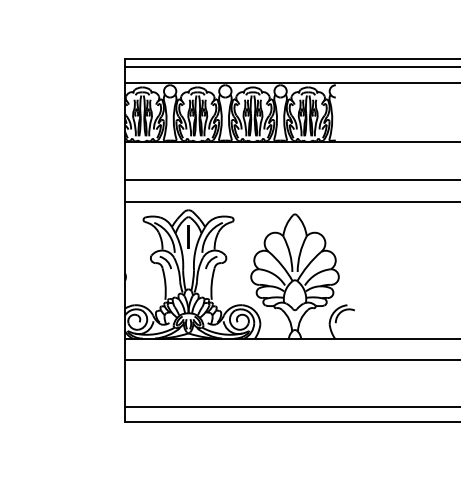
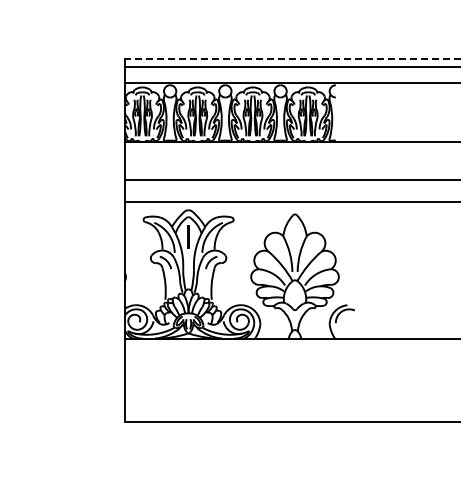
line: solid -> dashed (292, 58)
line: present -> none (291, 360)
line: present -> none (291, 407)
